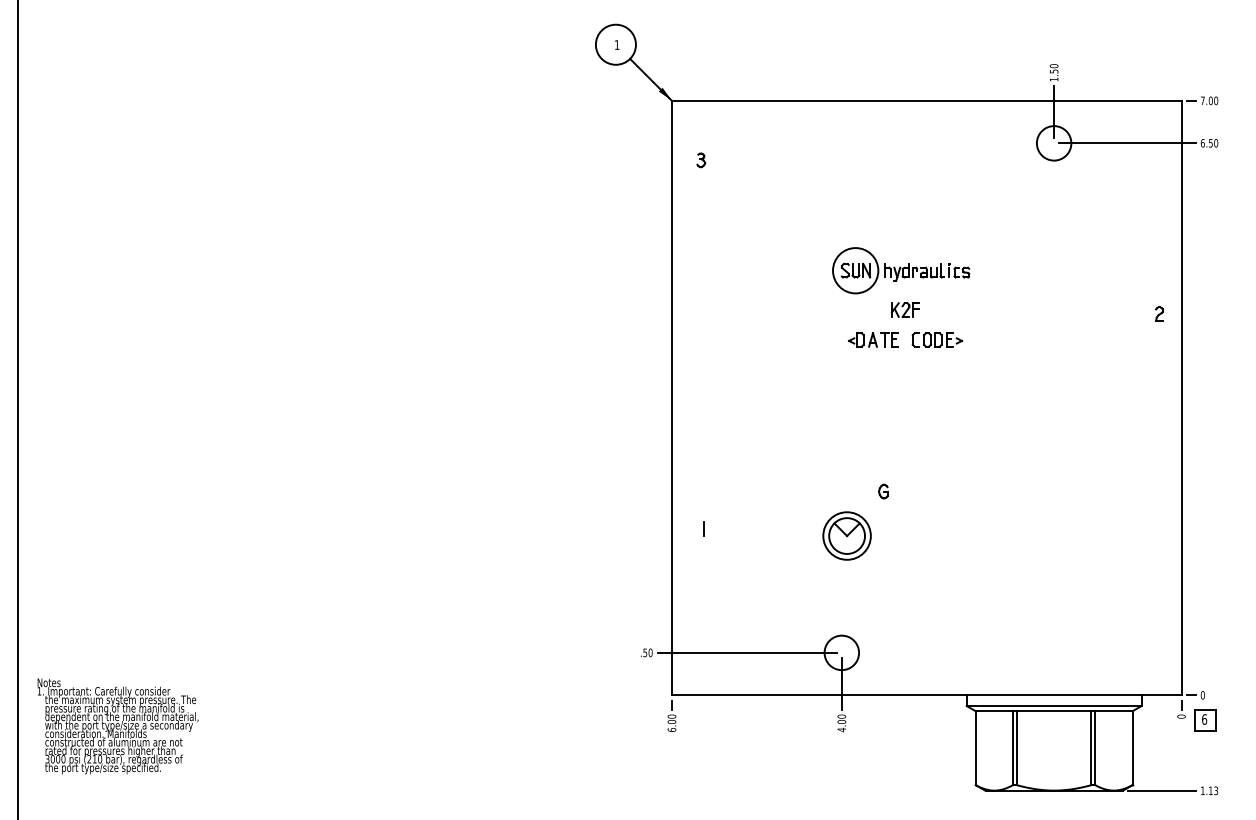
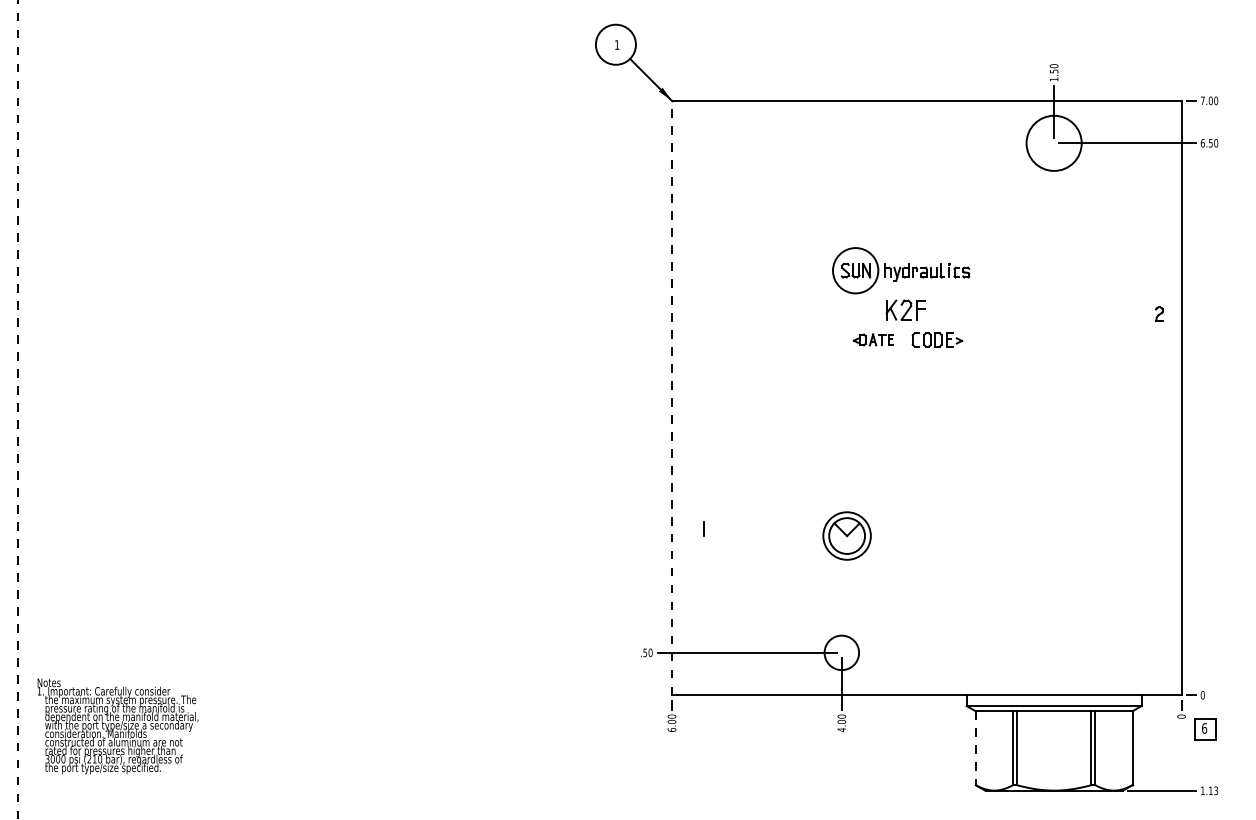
circle diameter: 34 px -> 55 px (1053, 142)
part: present -> none (701, 160)
part size: 30x16 px -> 41x22 px (905, 309)
part size: 51x16 px -> 42x14 px (872, 339)
line: solid -> dashed (671, 397)
line: solid -> dashed (18, 409)
part: present -> none (883, 491)
part position: (1205, 720) -> (1205, 729) (1205, 729)
line: solid -> dashed (975, 748)
